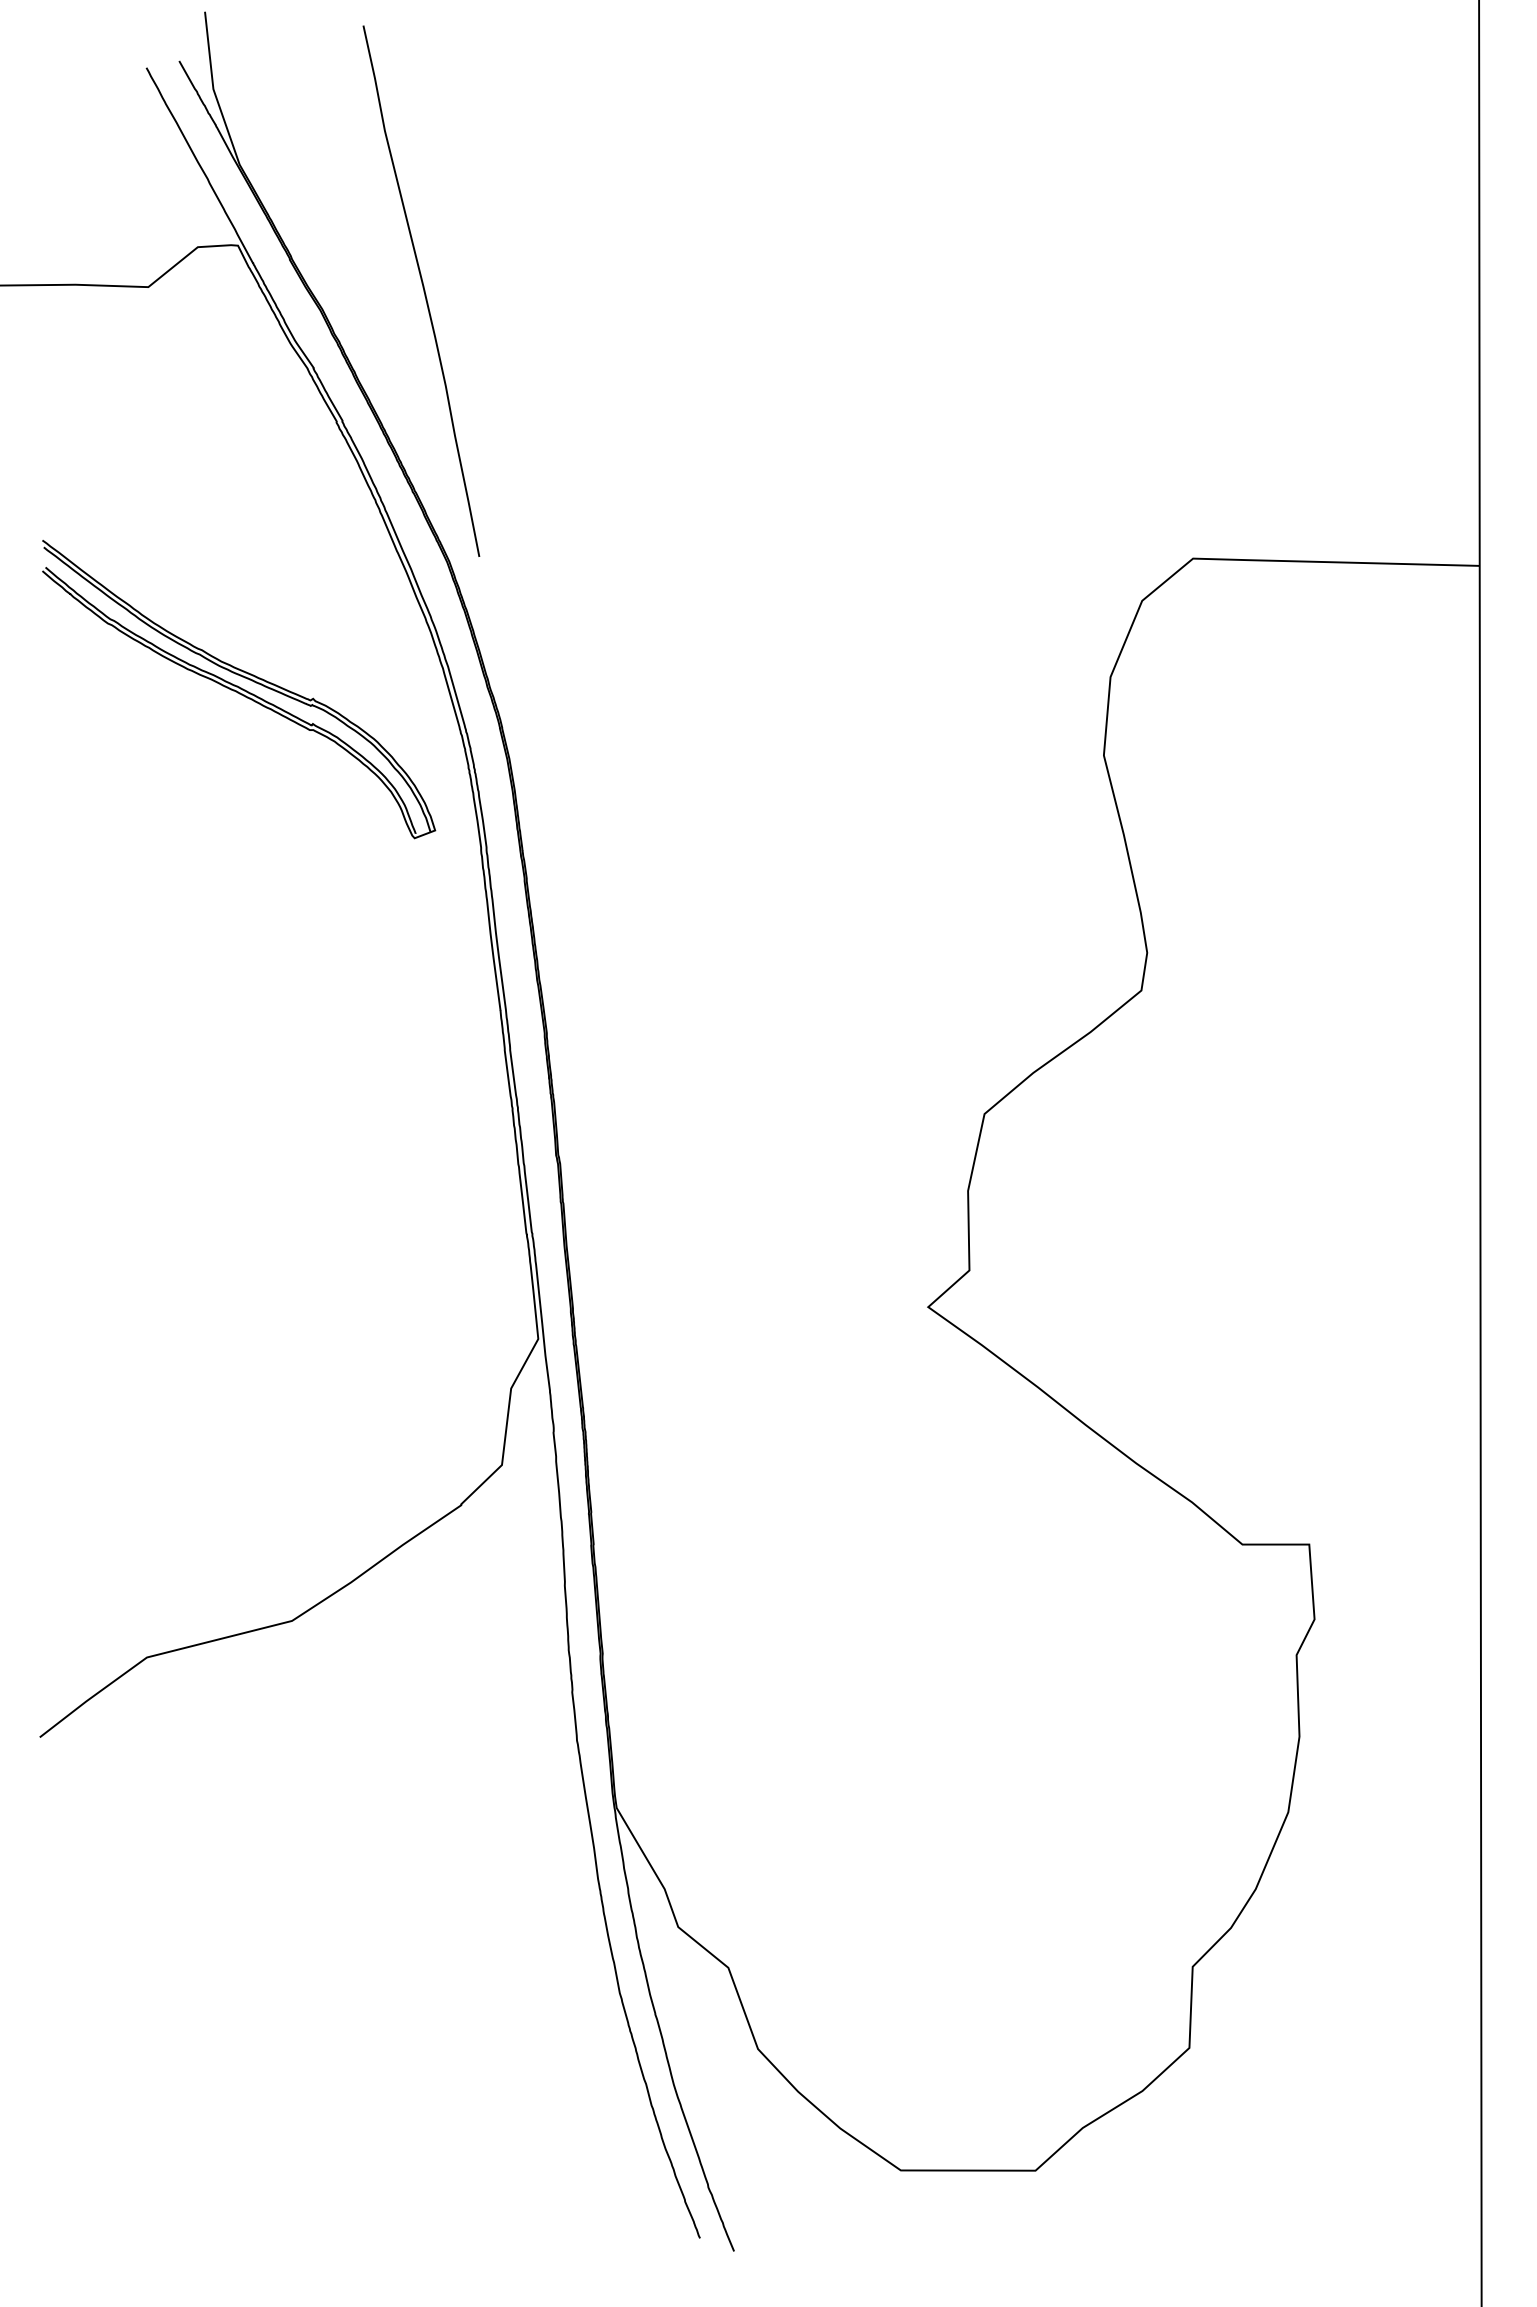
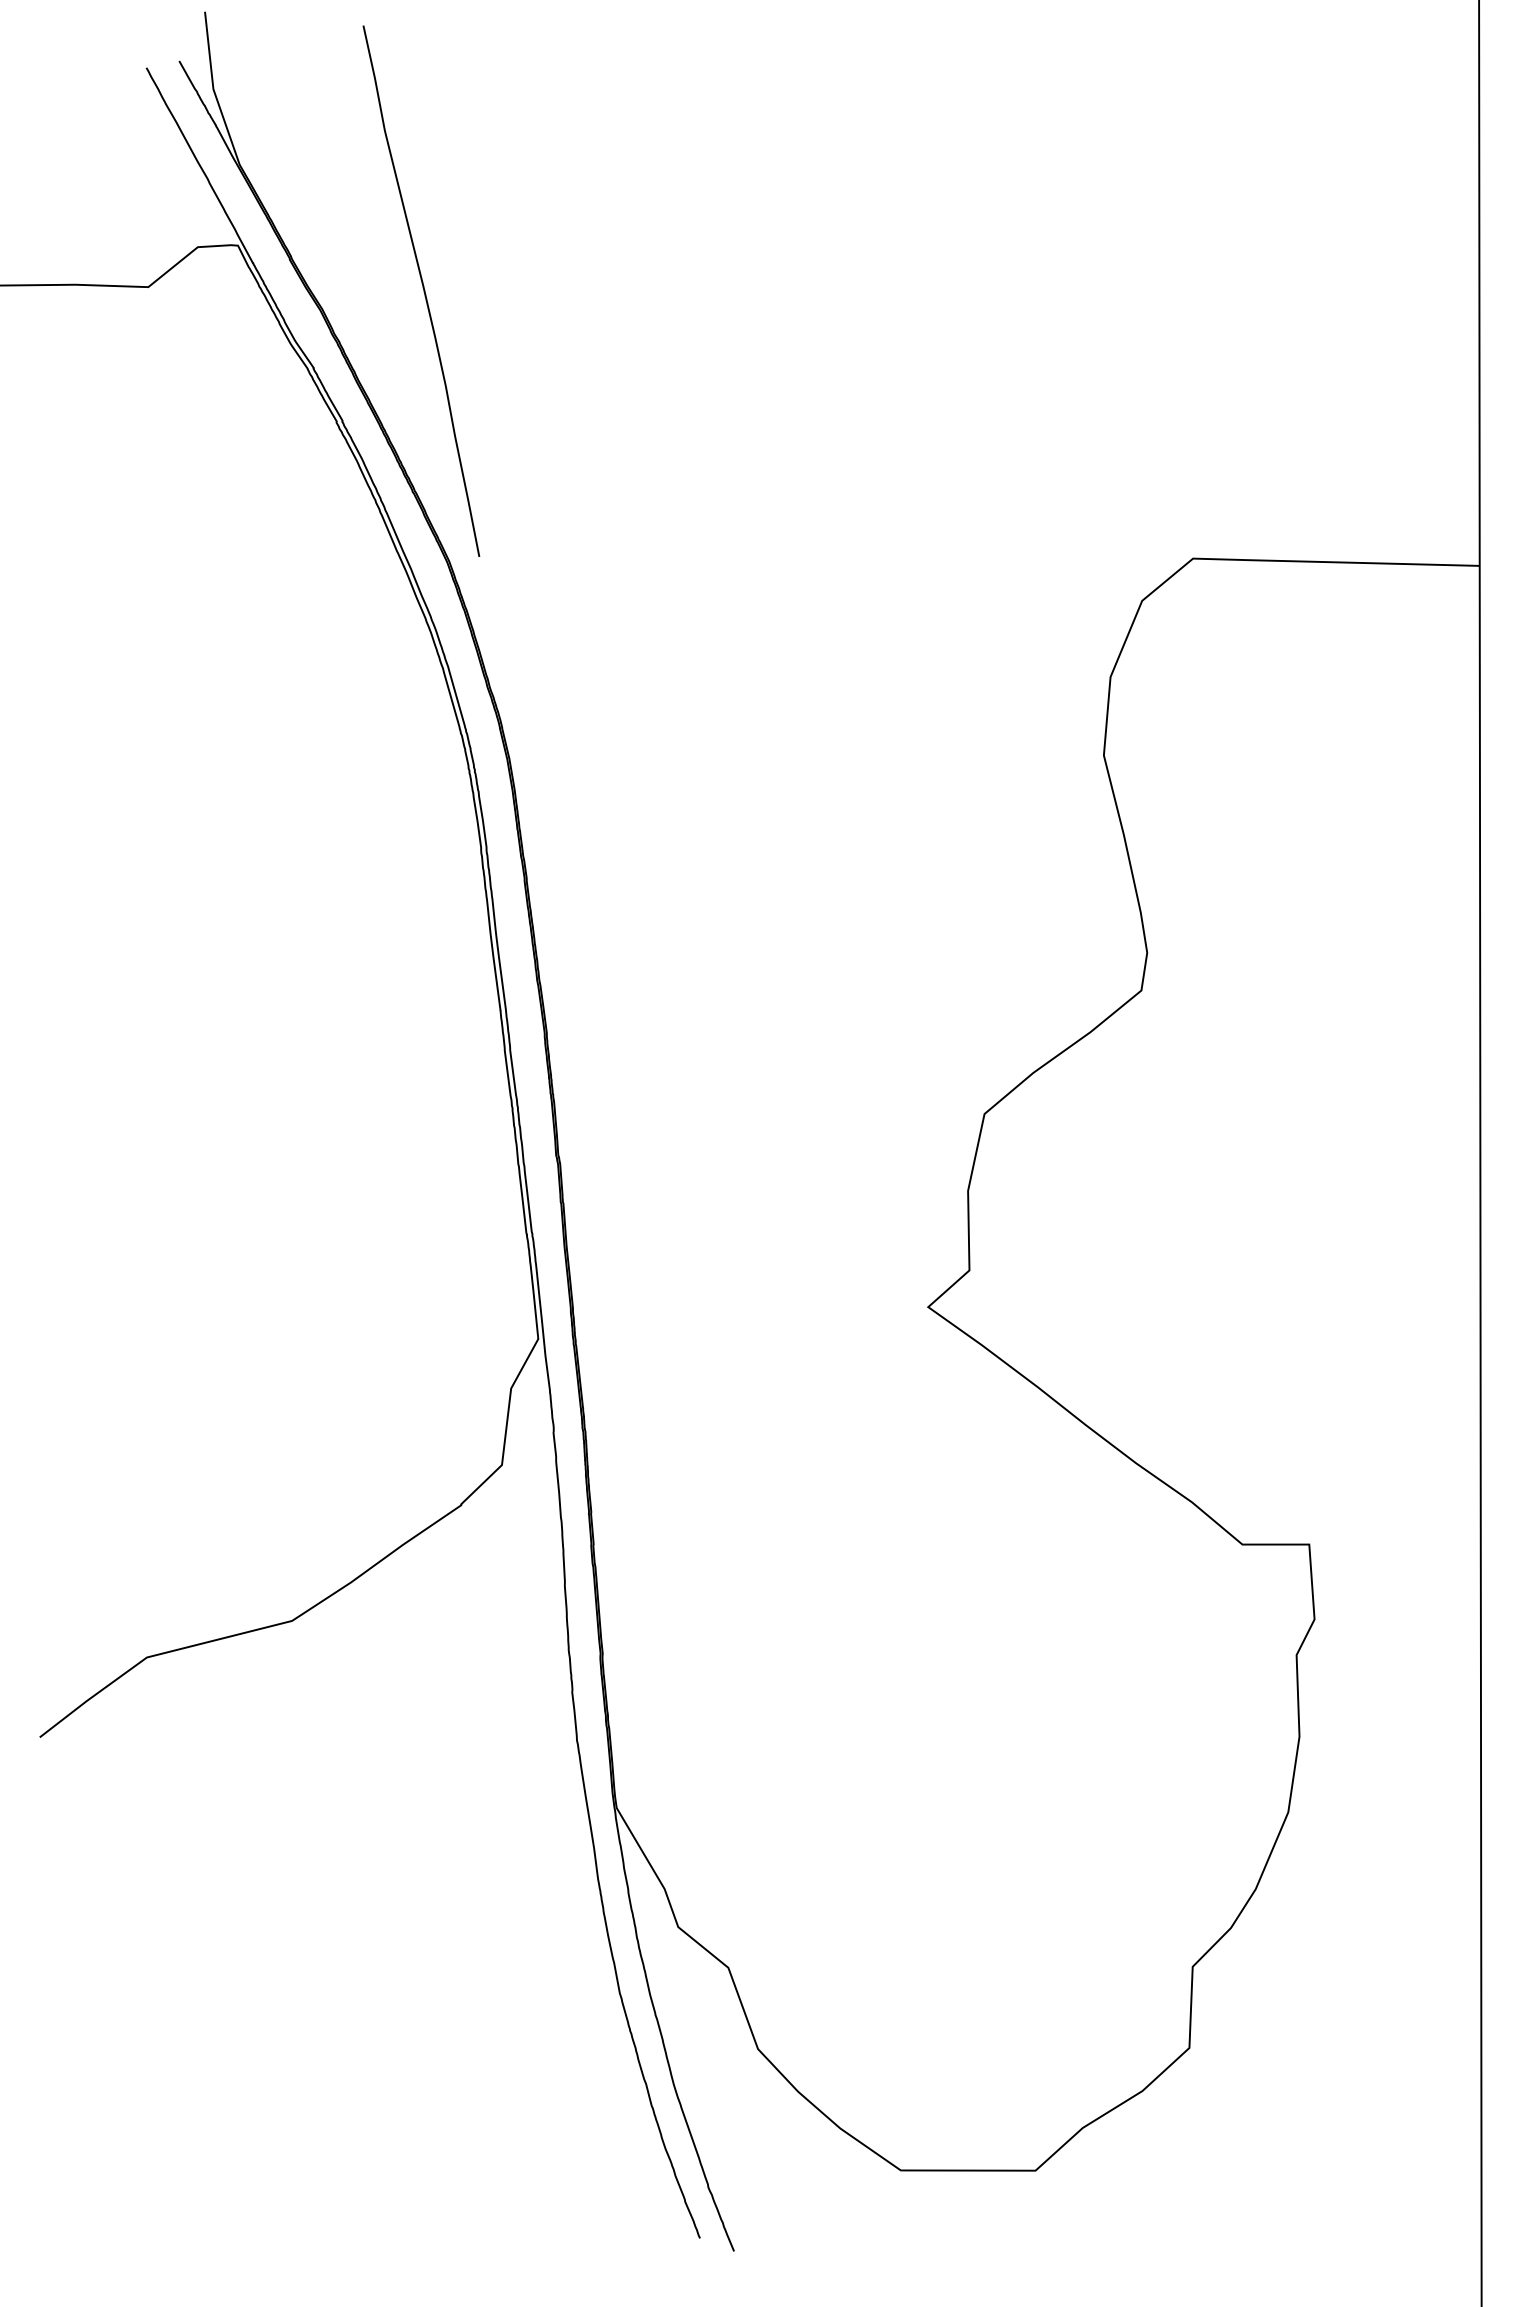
part: present -> none (239, 689)
